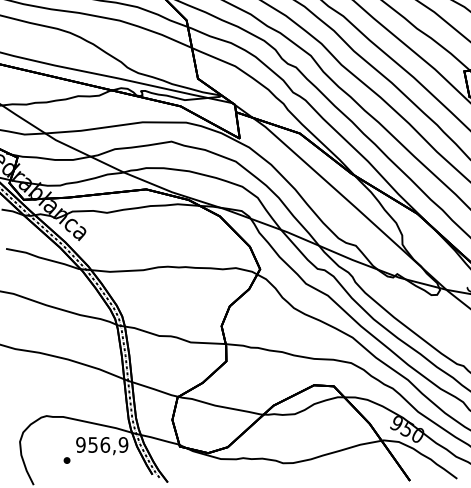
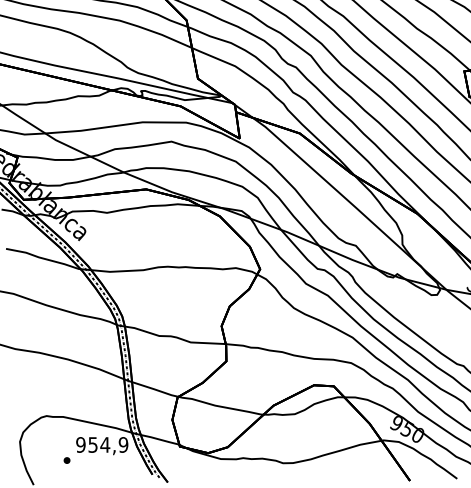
text: 956,9 -> 954,9 (105, 444)
